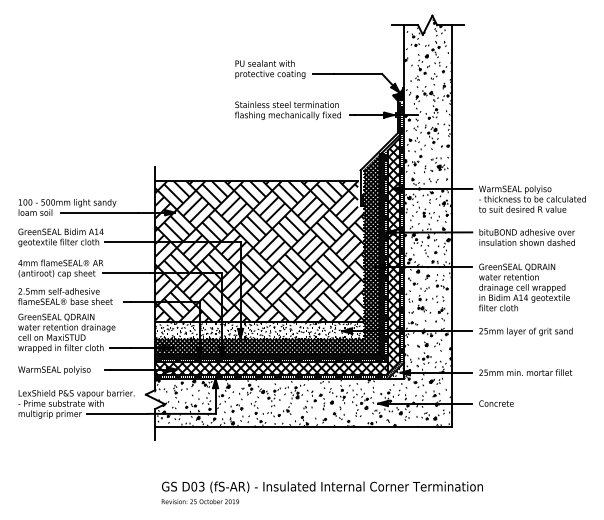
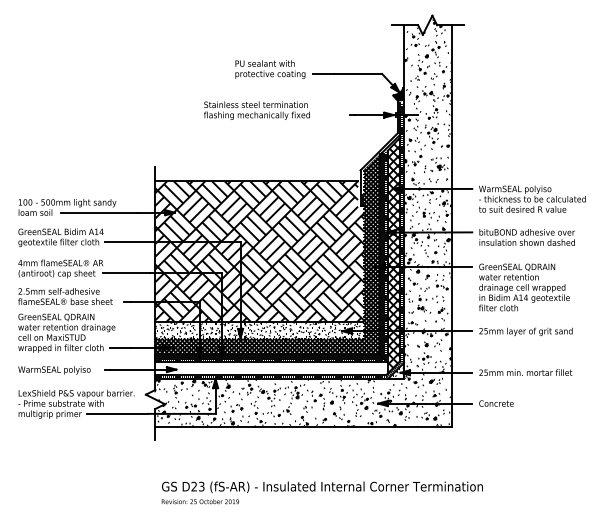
text position: (287, 110) -> (256, 110) (256, 110)
hatch: present -> none (271, 368)
text: D03 -> D23 (194, 486)
